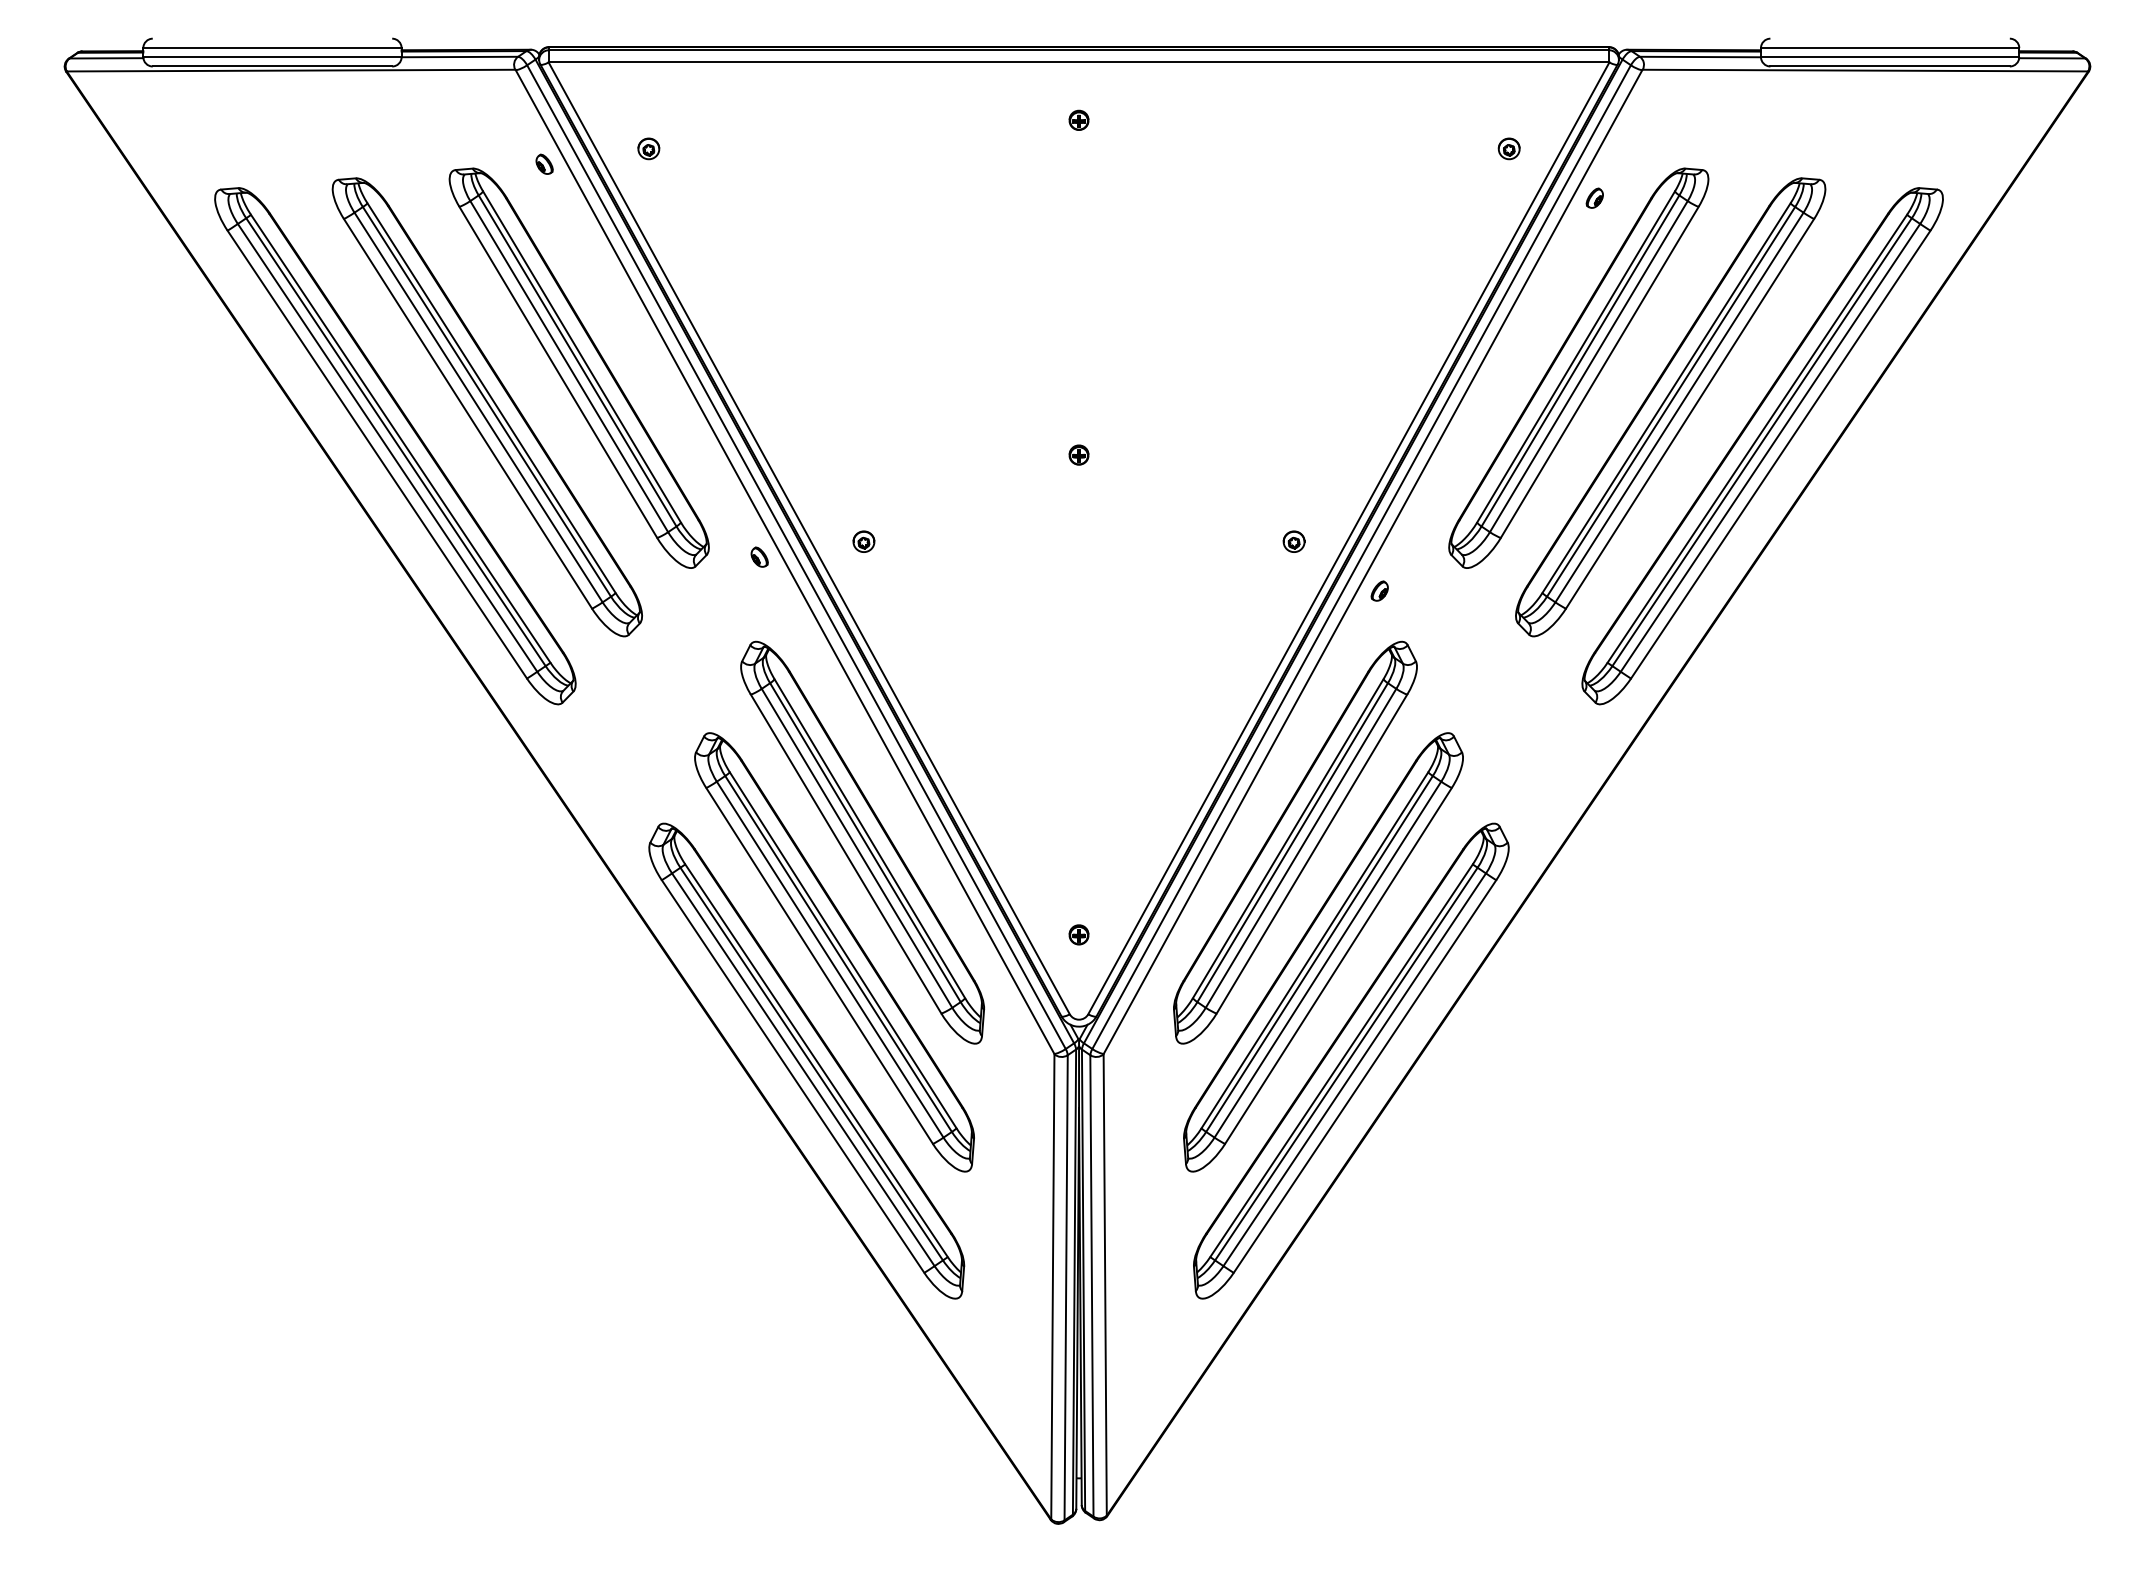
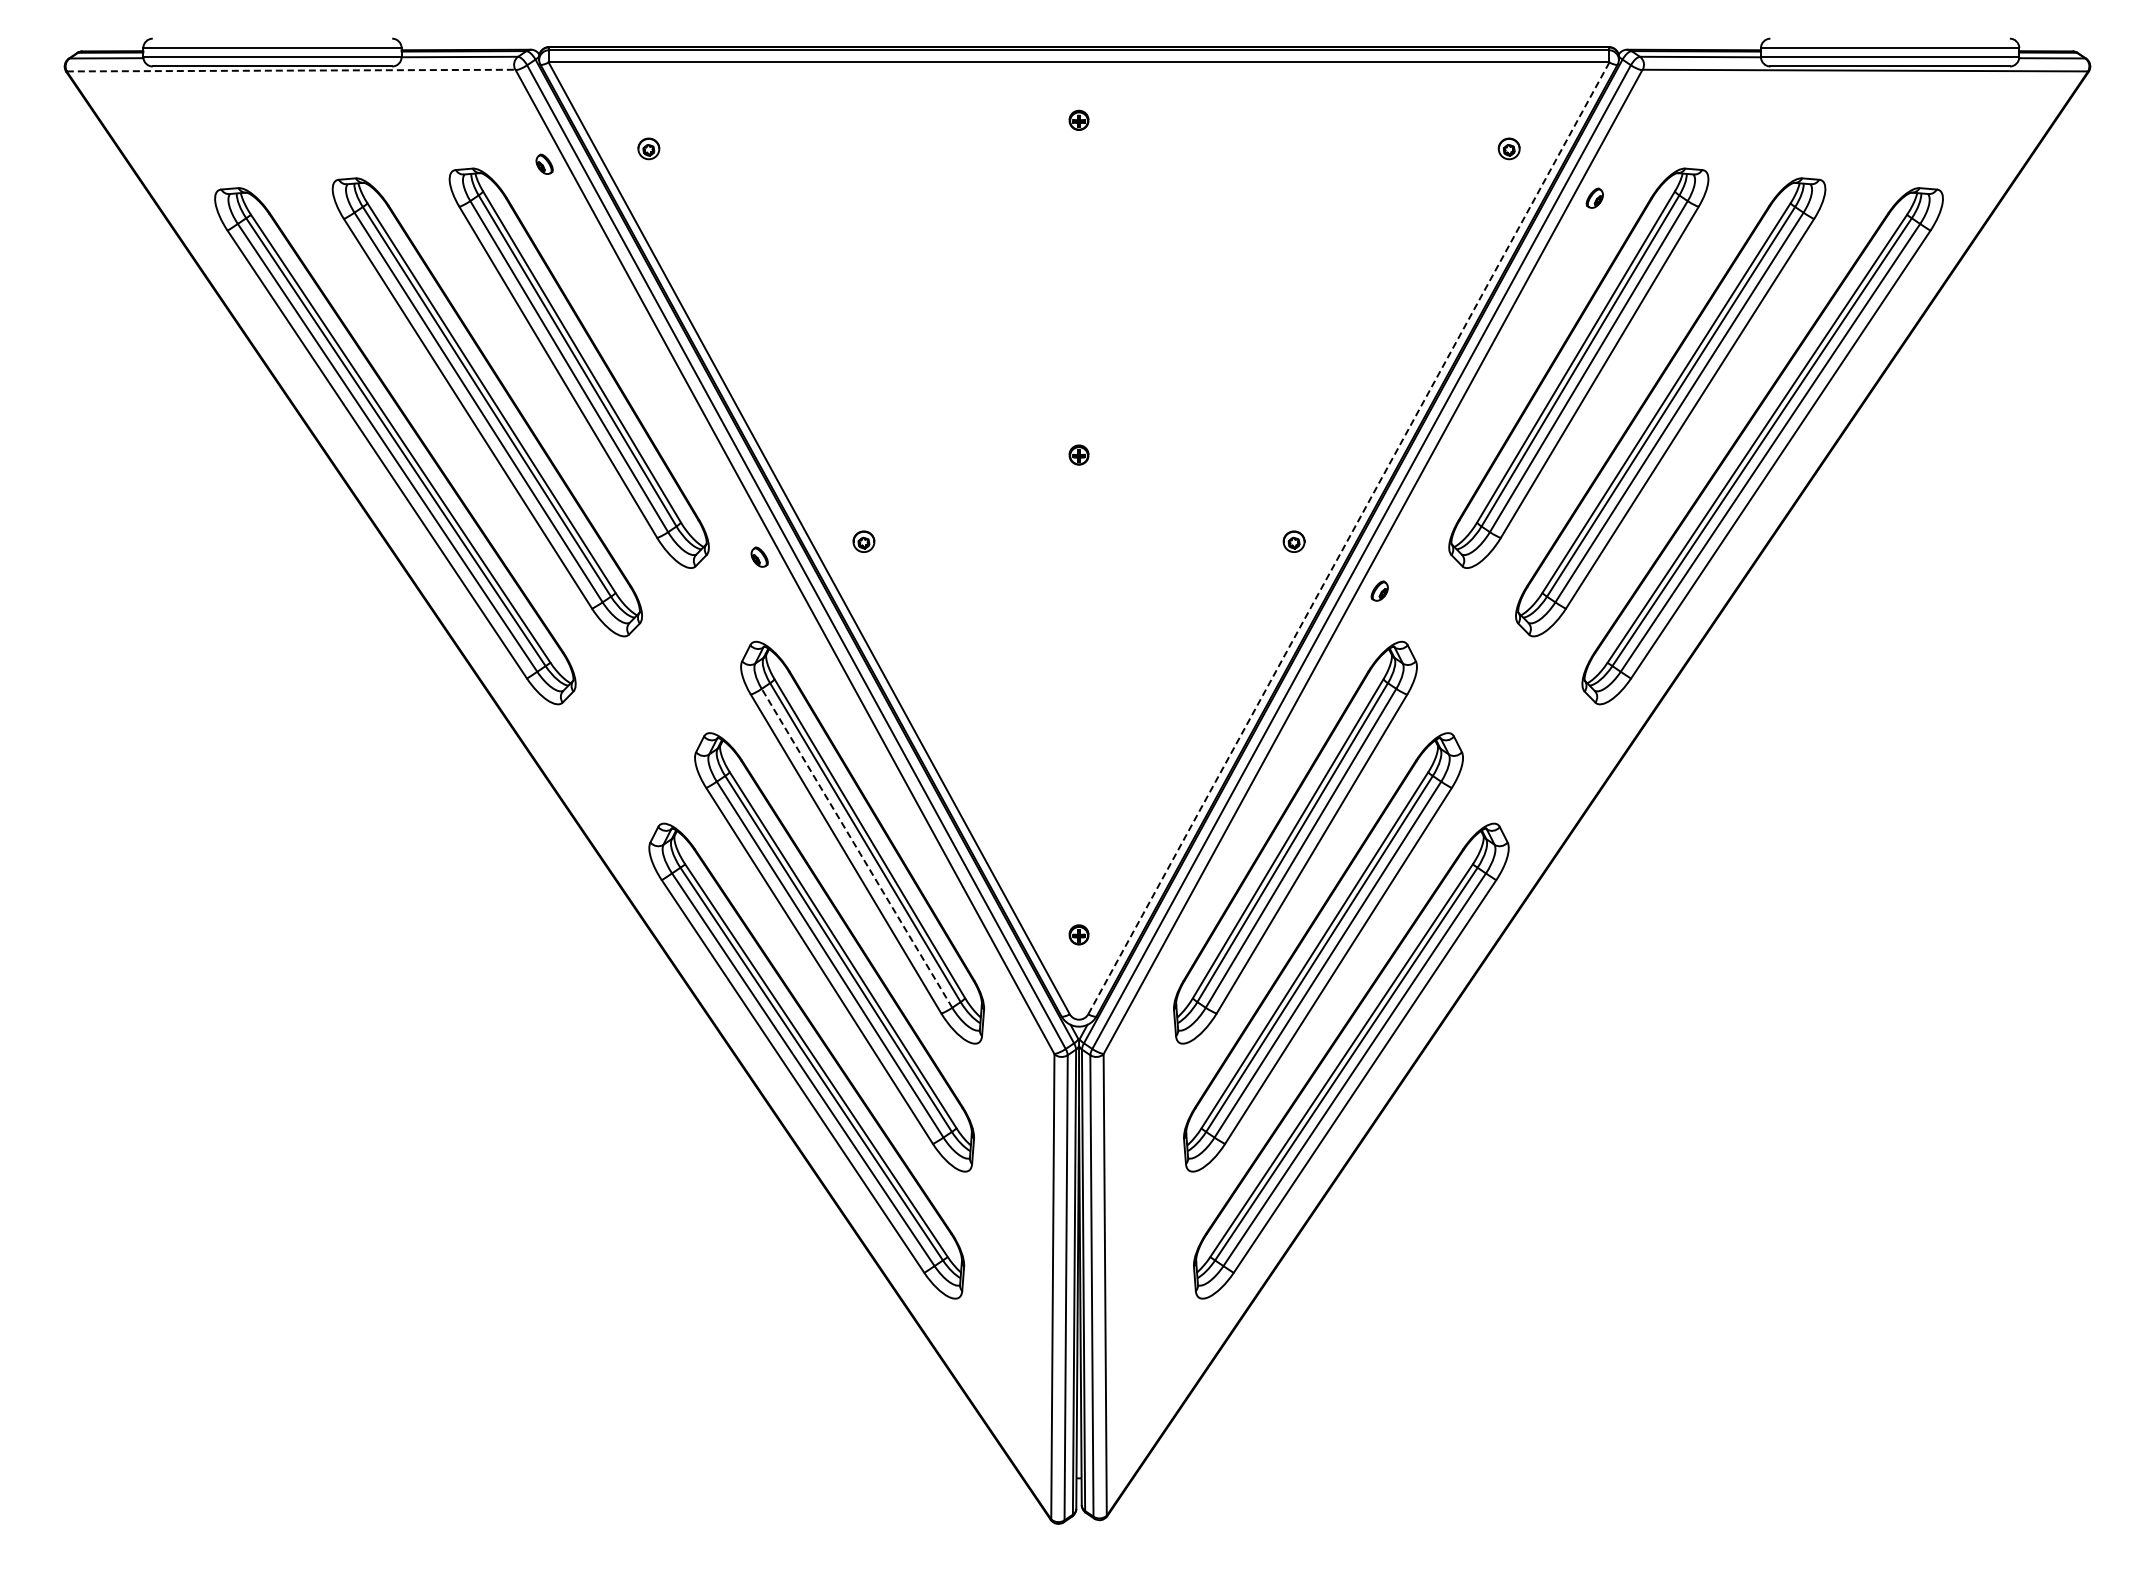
line: solid -> dashed (291, 70)
line: solid -> dashed (1348, 538)
line: solid -> dashed (857, 848)
